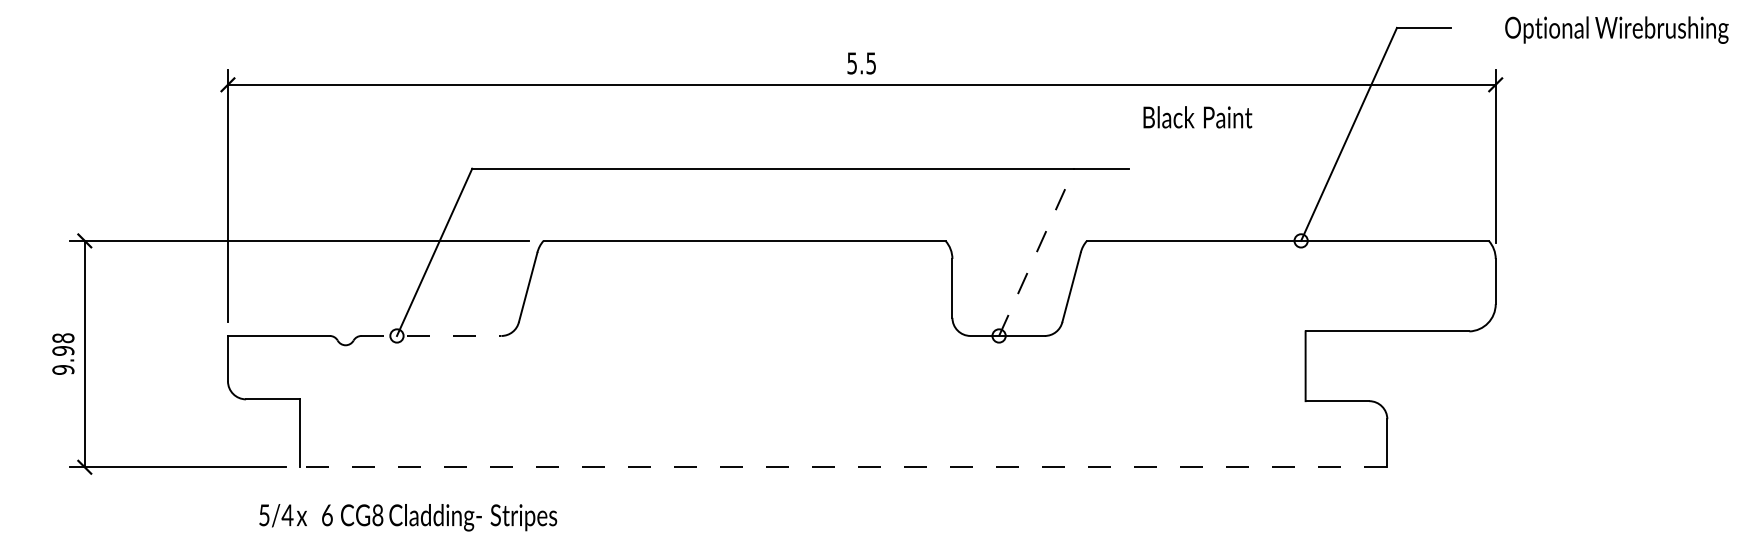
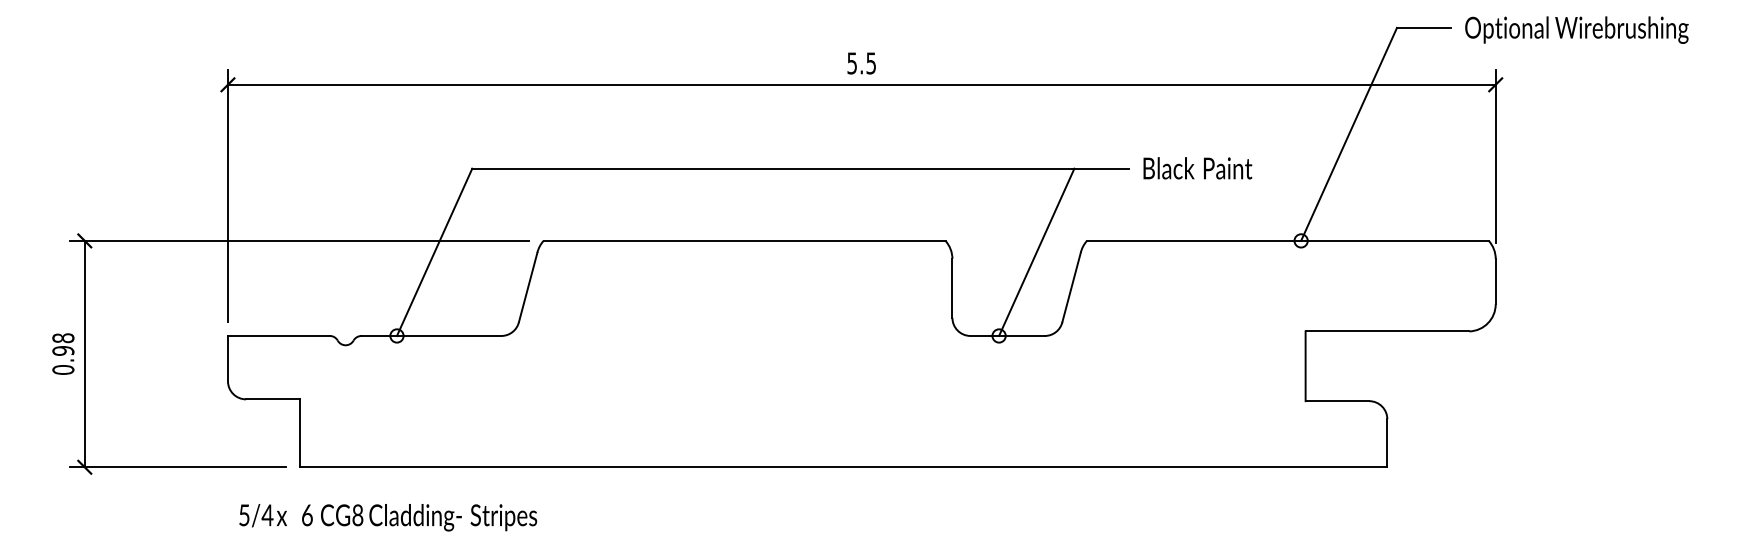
text position: (1616, 29) -> (1576, 29) (1576, 29)
text position: (1197, 117) -> (1197, 168) (1197, 168)
line: dashed -> solid (1036, 252)
line: dashed -> solid (431, 335)
text: 9.98 -> 0.98 (63, 369)
line: dashed -> solid (843, 467)
text position: (408, 517) -> (388, 517) (388, 517)
